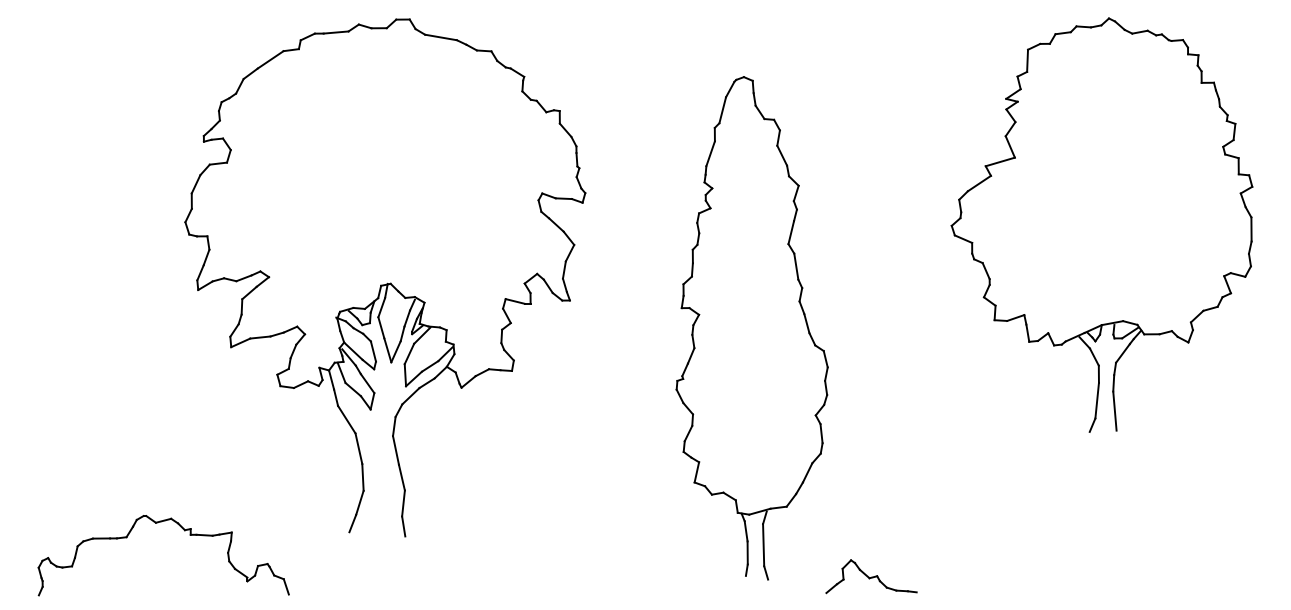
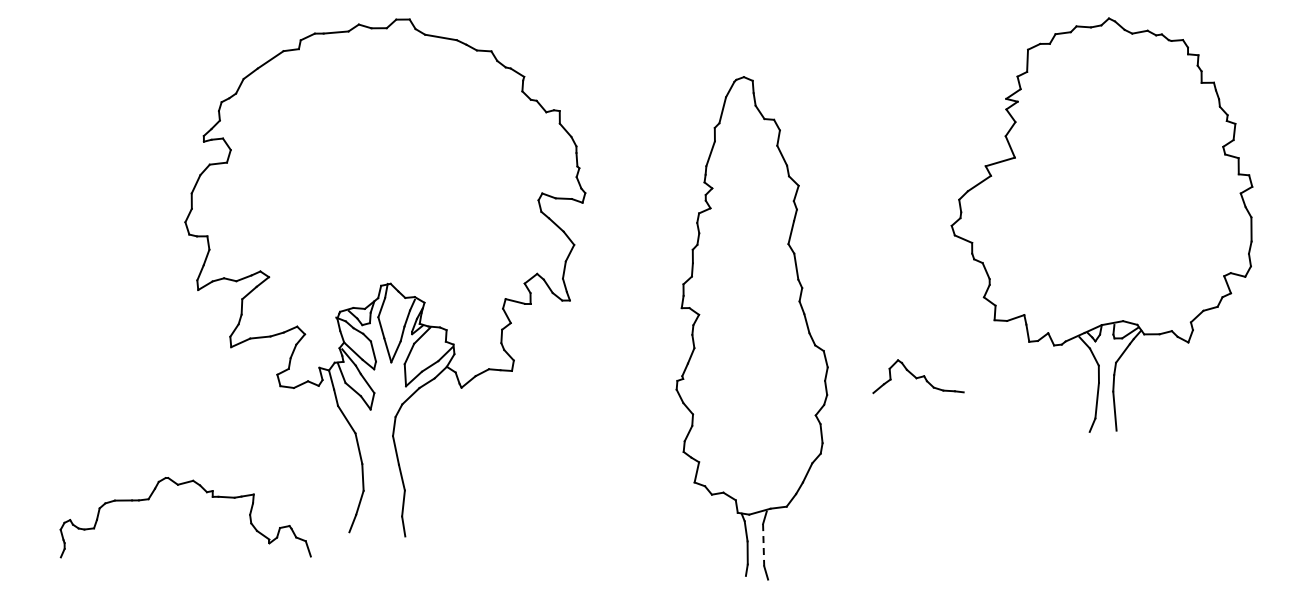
part position: (184, 531) -> (206, 493) (206, 493)
line: solid -> dashed (763, 545)
part position: (871, 576) -> (918, 376) (918, 376)
